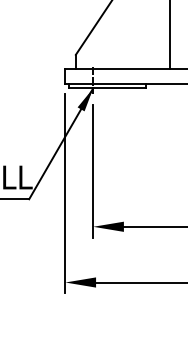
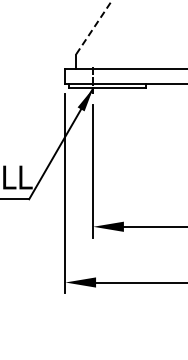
line: solid -> dashed (94, 27)
line: present -> none (169, 35)
